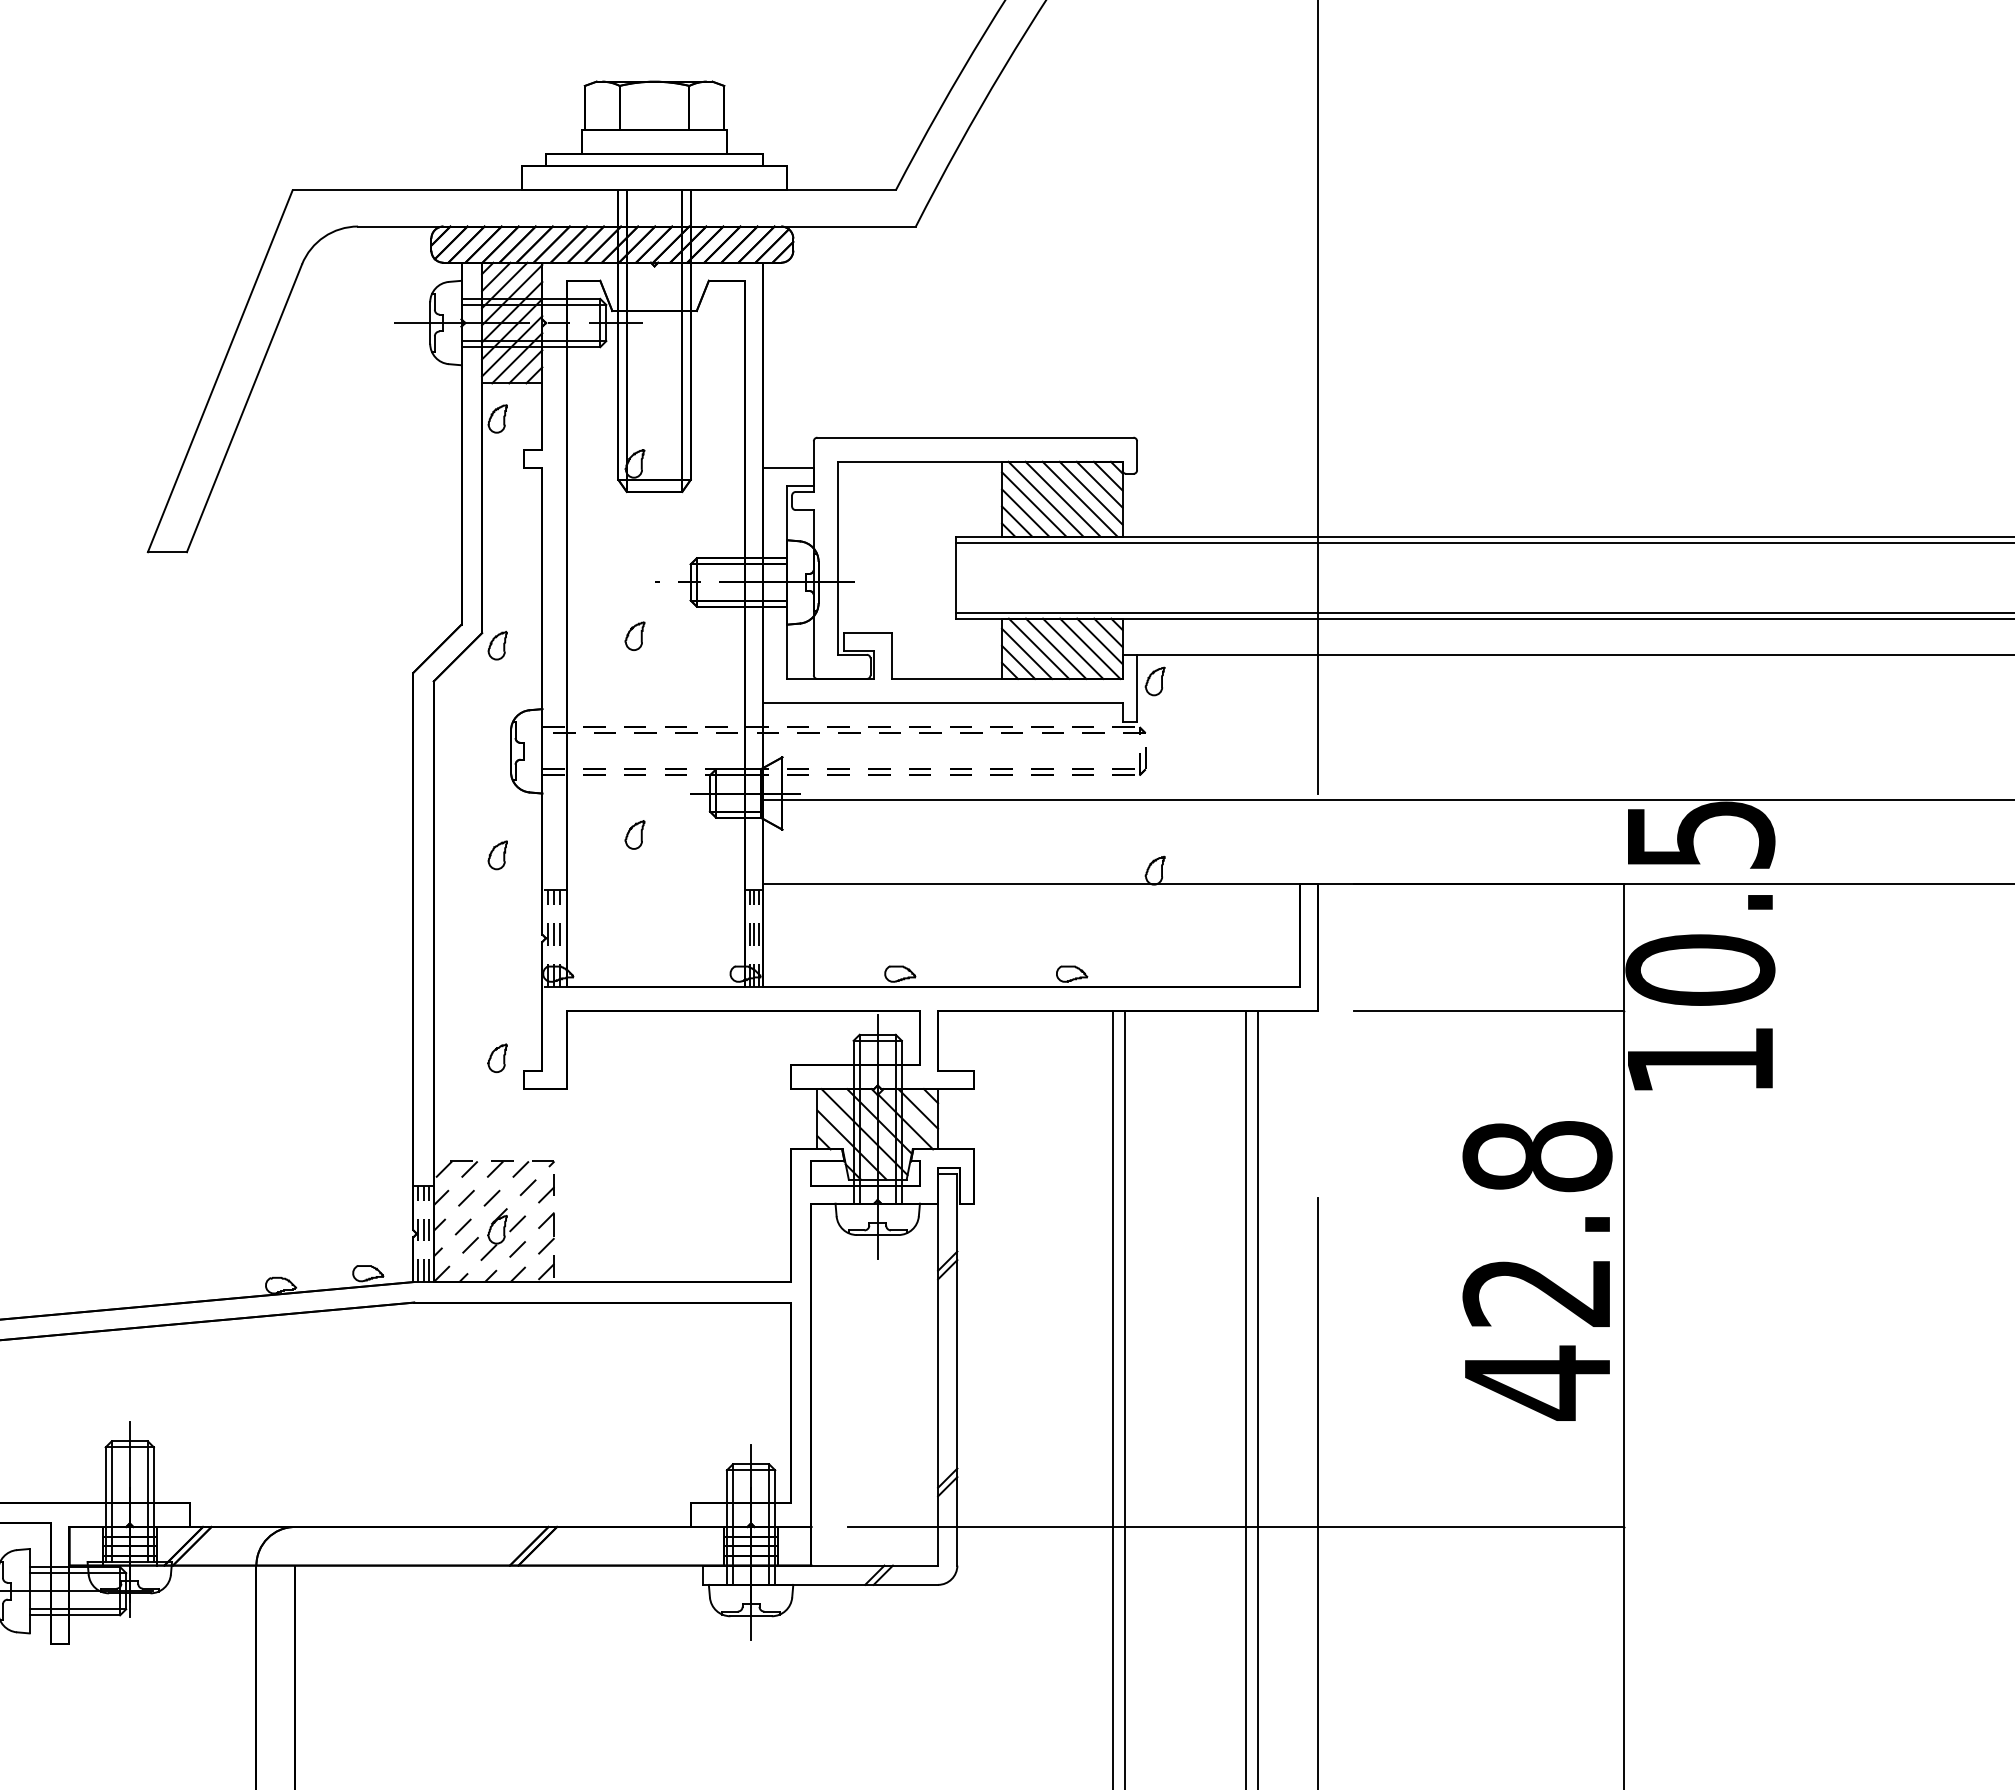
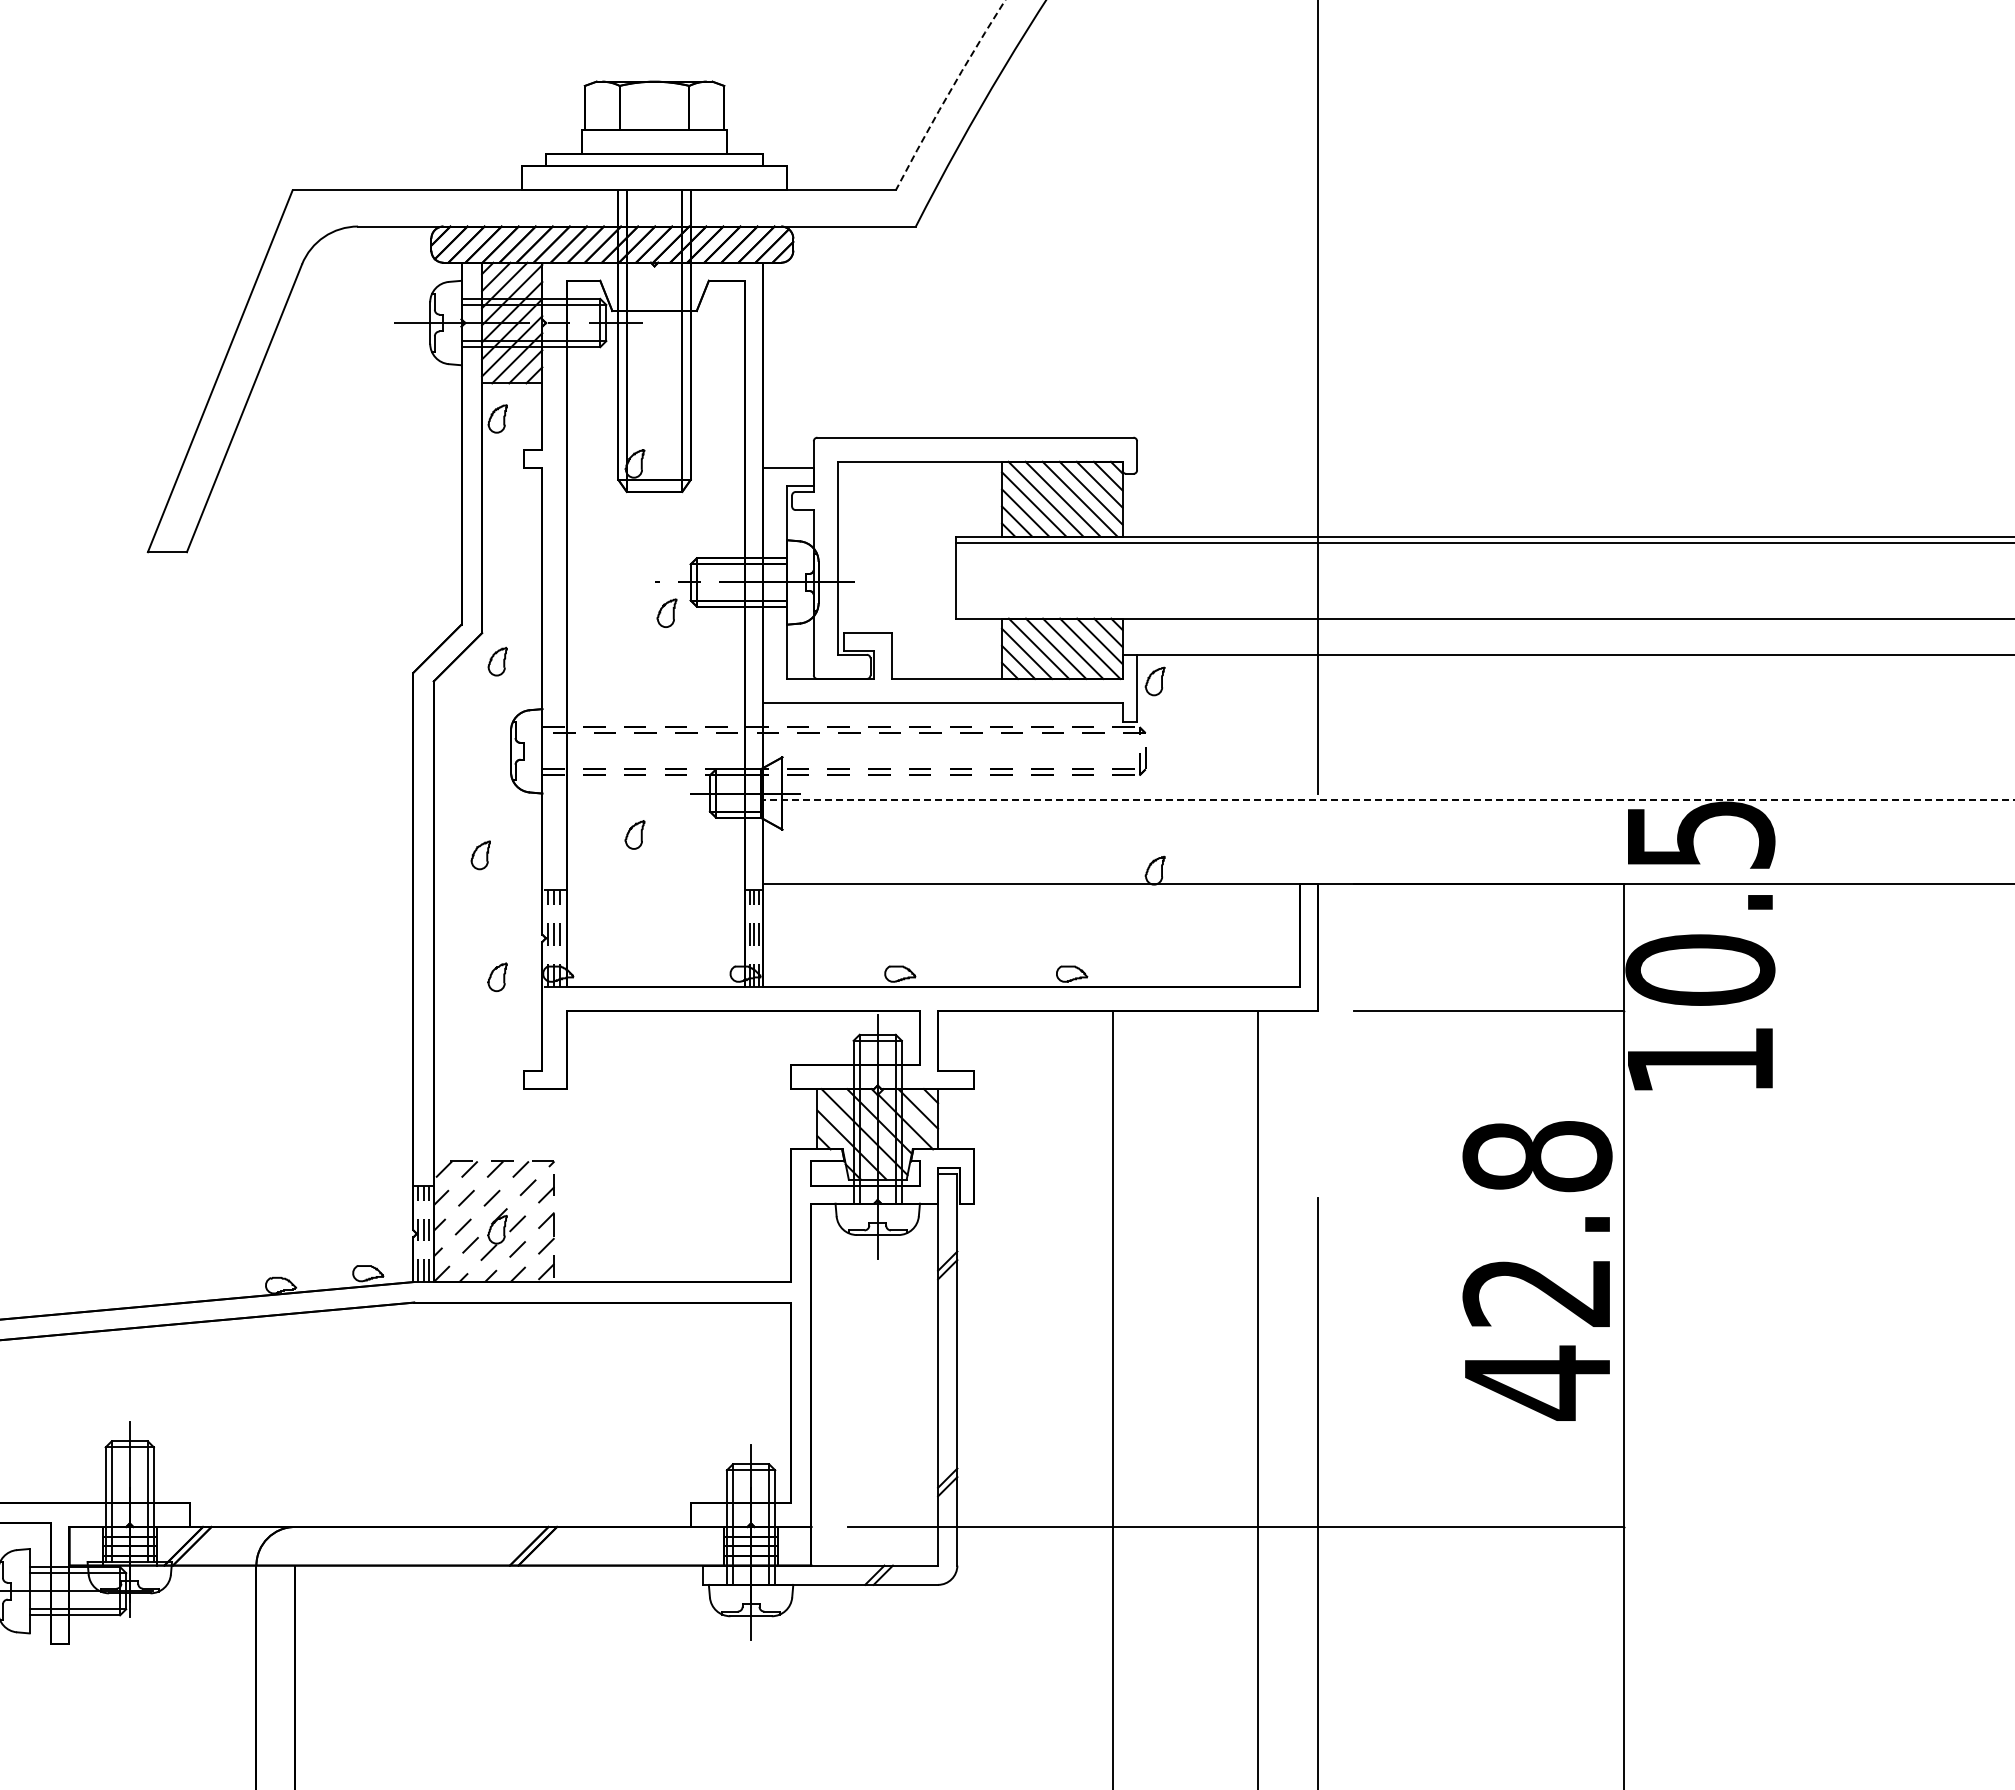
arc: solid -> dashed (948, 94)
line: present -> none (1483, 612)
part position: (634, 635) -> (666, 612) (666, 612)
part position: (497, 645) -> (497, 661) (497, 661)
line: solid -> dashed (1389, 799)
part position: (497, 855) -> (480, 855) (480, 855)
part position: (497, 1058) -> (497, 977) (497, 977)
line: present -> none (1125, 1398)
line: present -> none (1245, 1398)
